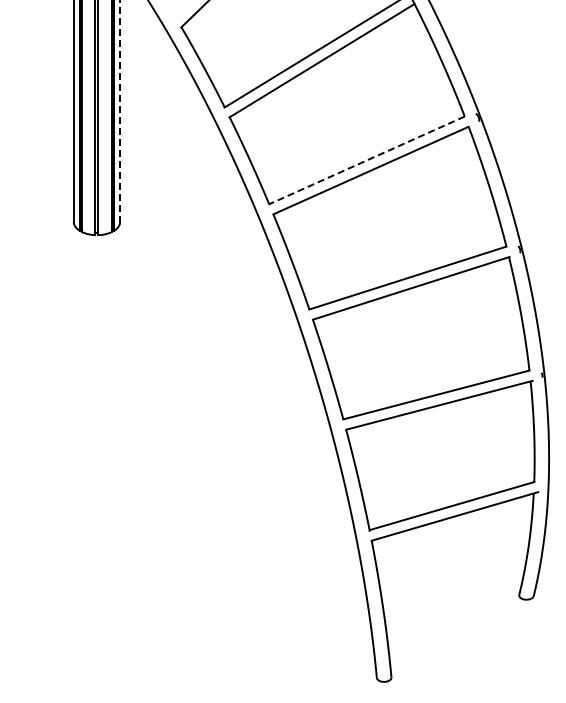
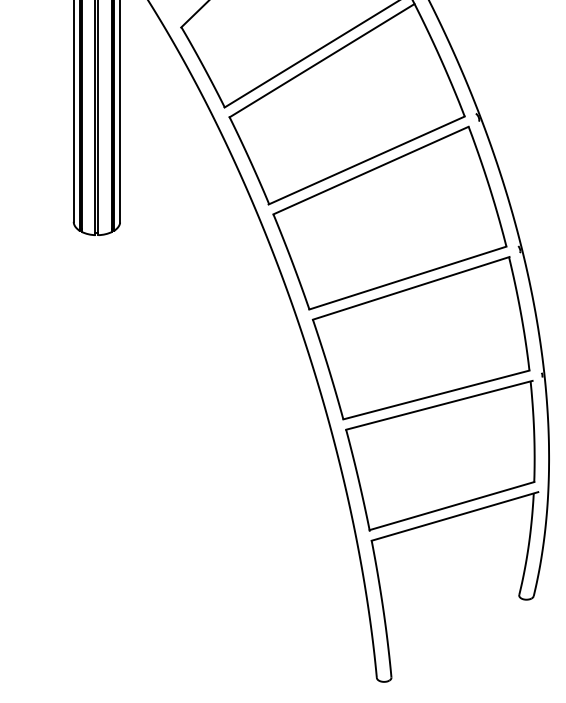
line: dashed -> solid (120, 111)
line: dashed -> solid (366, 160)
